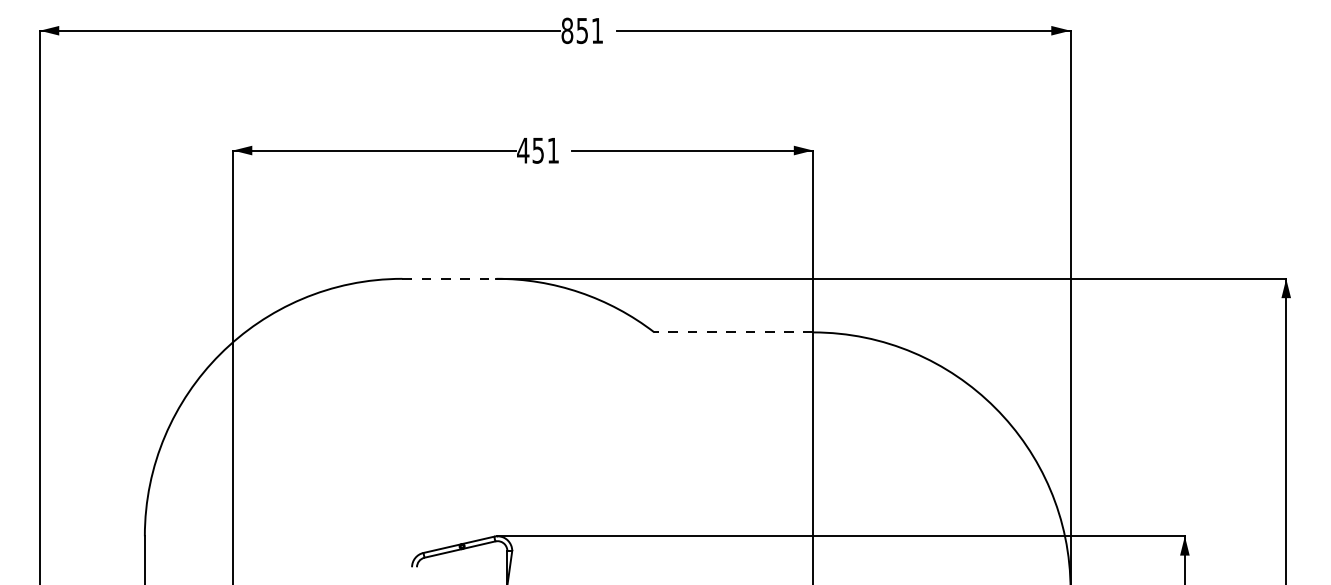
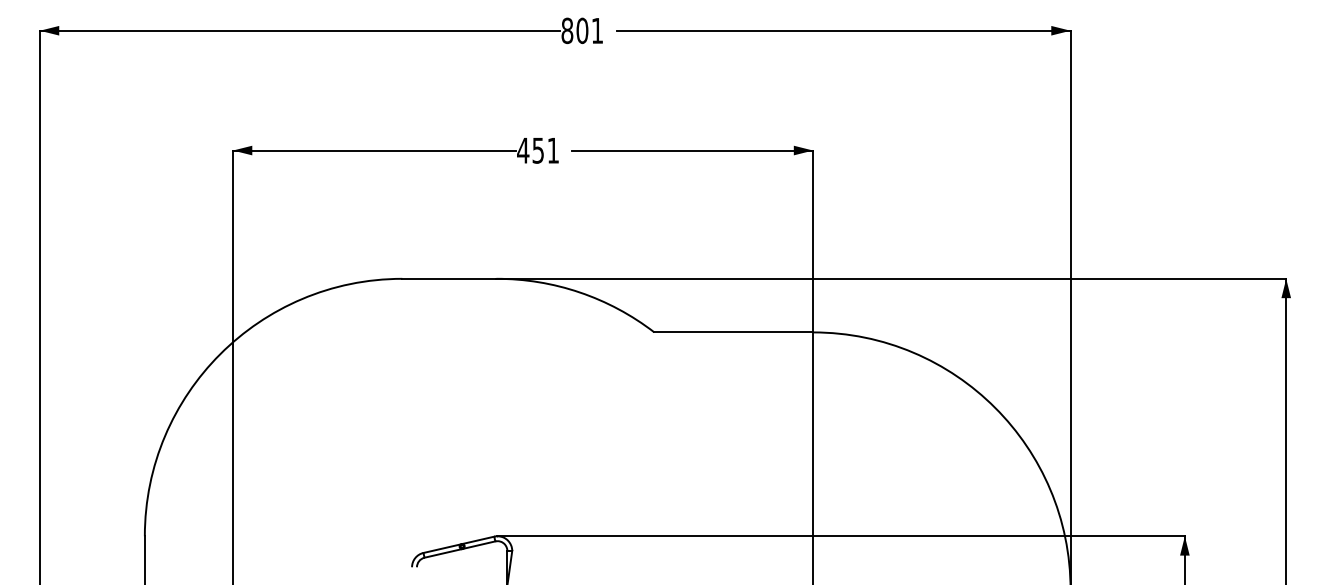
text: 851 -> 801 (582, 30)
line: dashed -> solid (449, 278)
line: dashed -> solid (733, 332)
